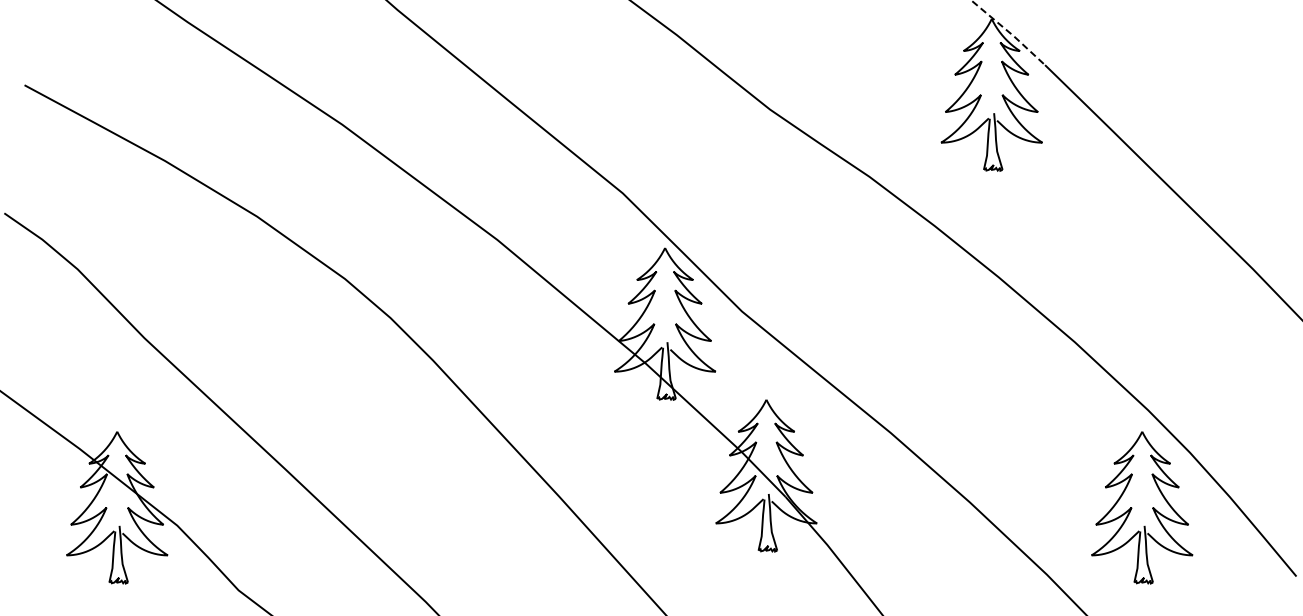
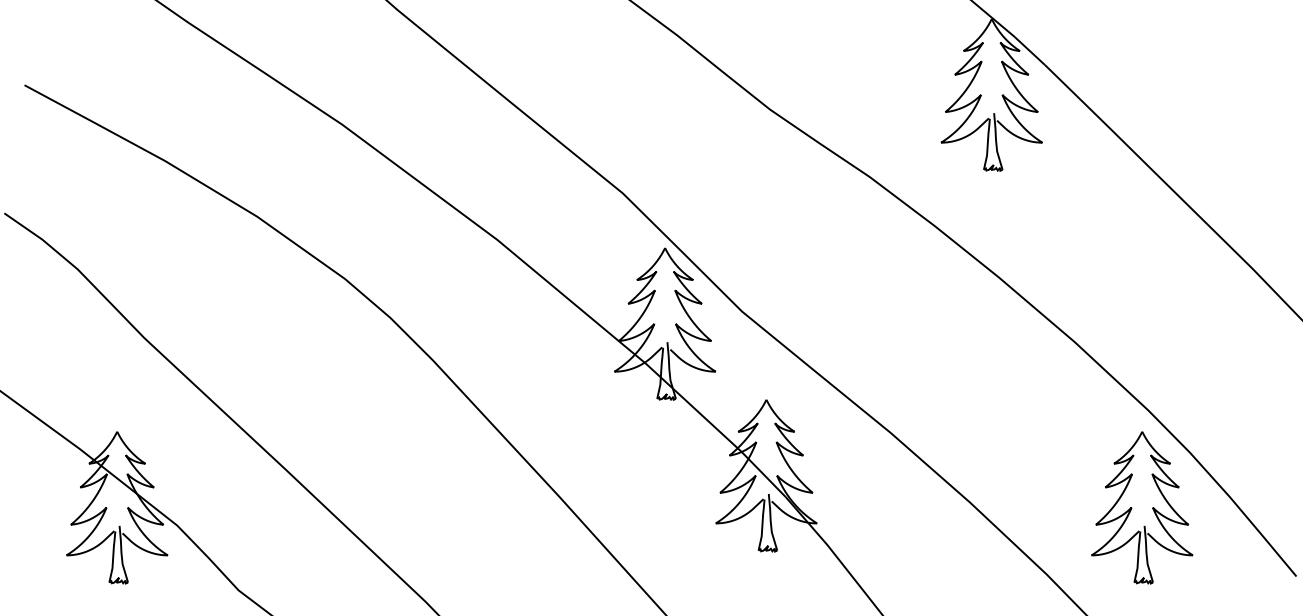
line: dashed -> solid (1009, 32)
